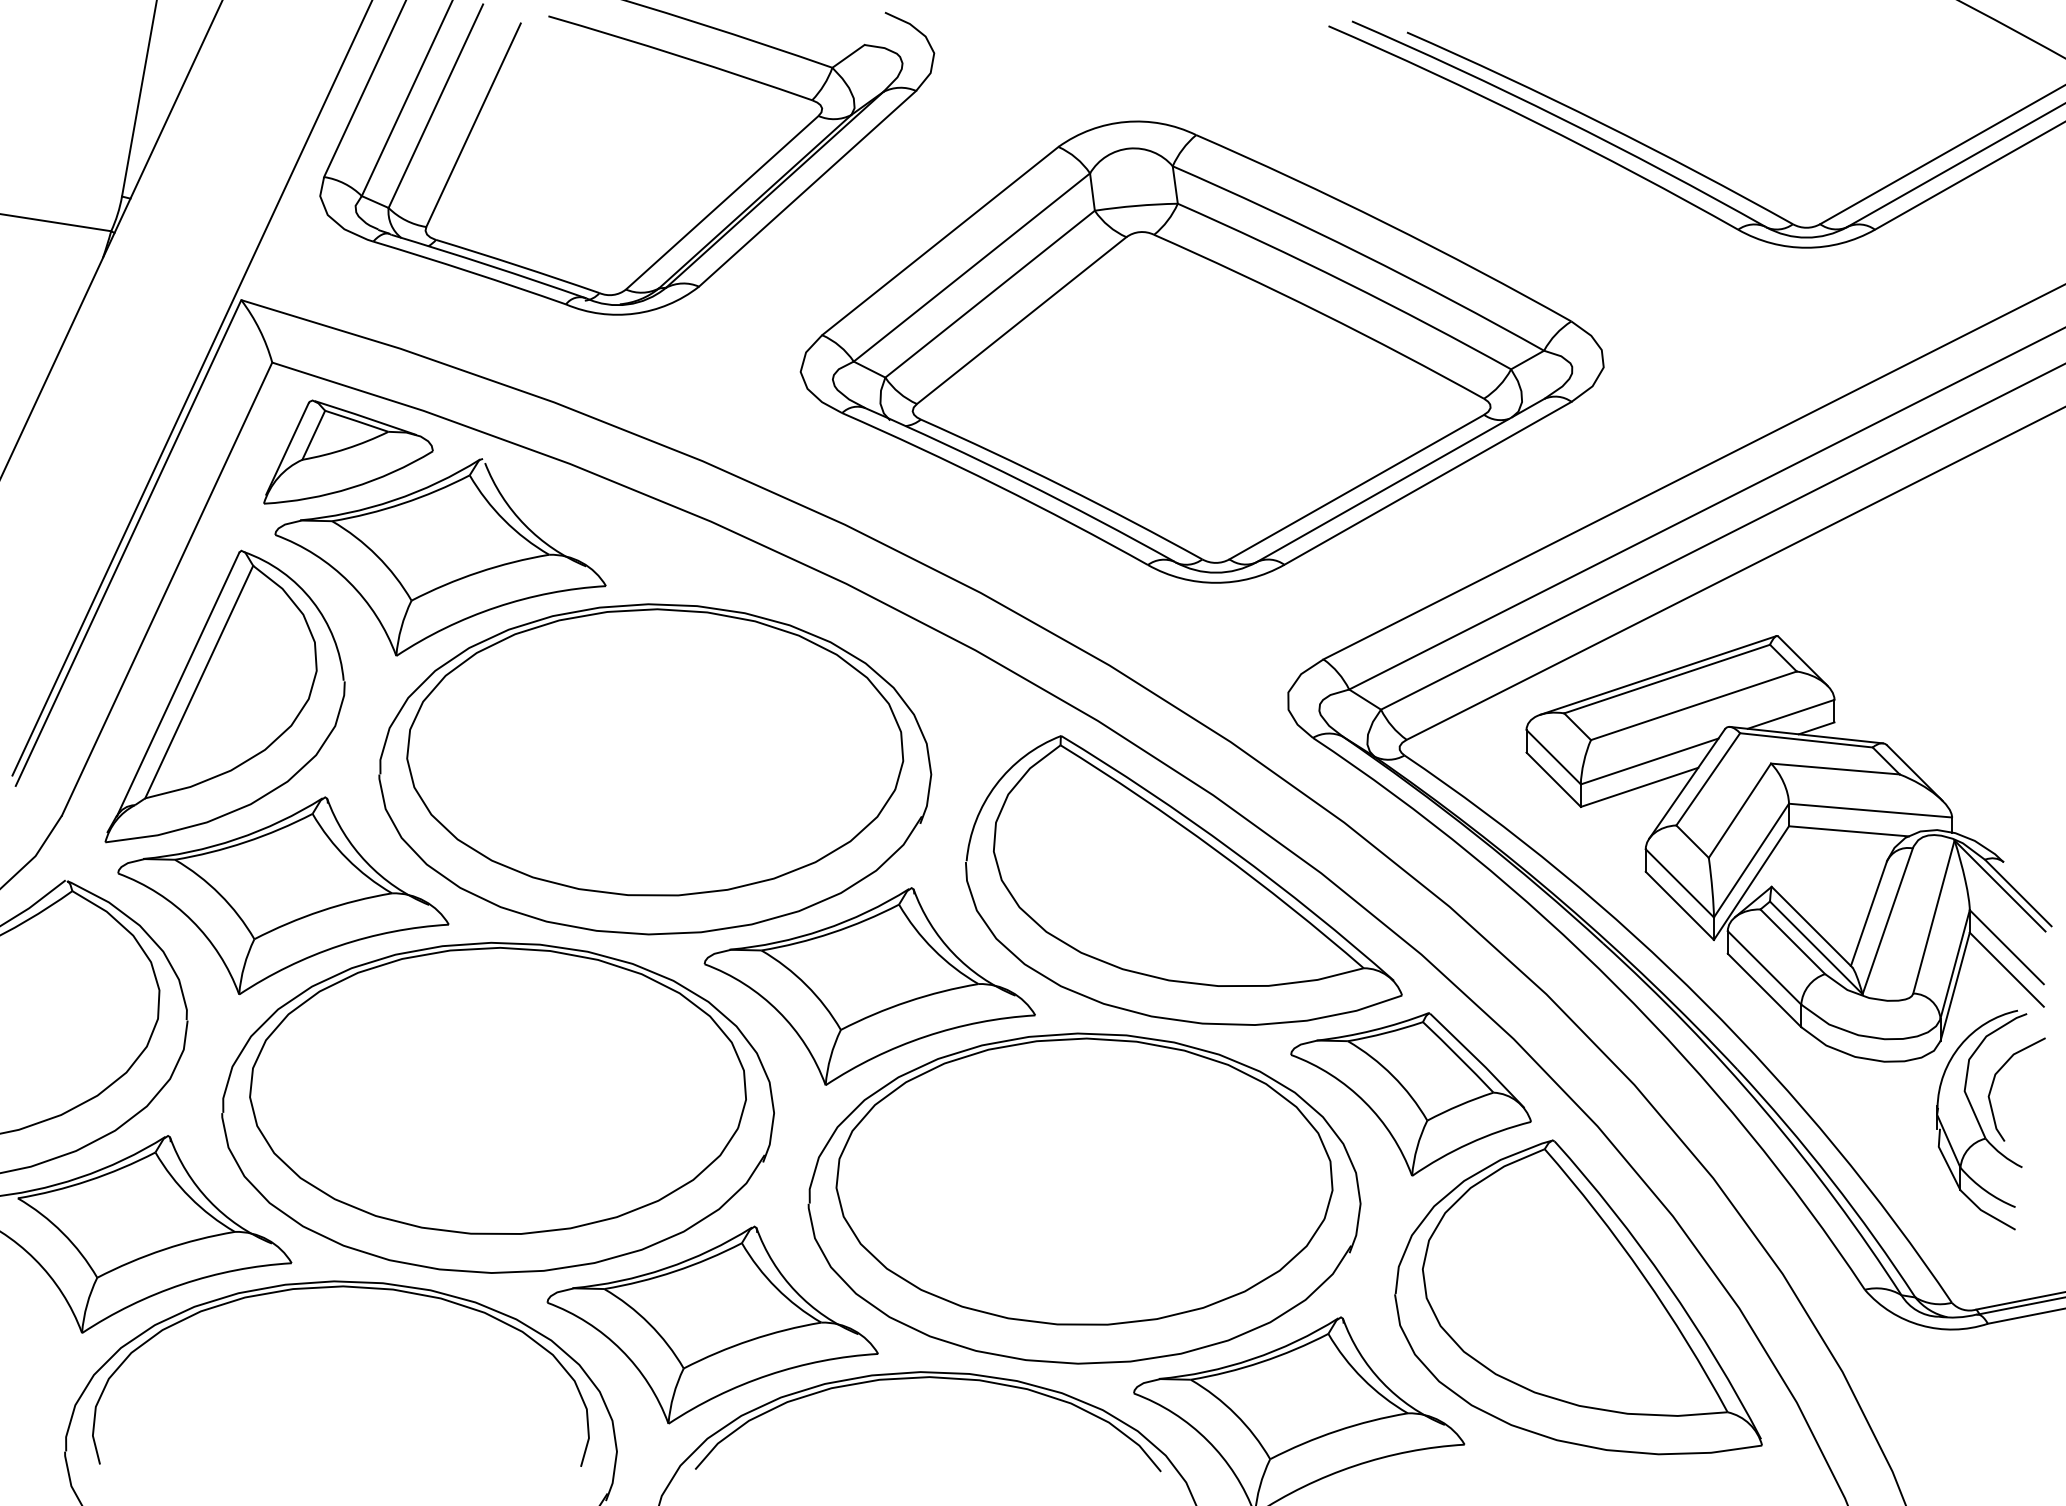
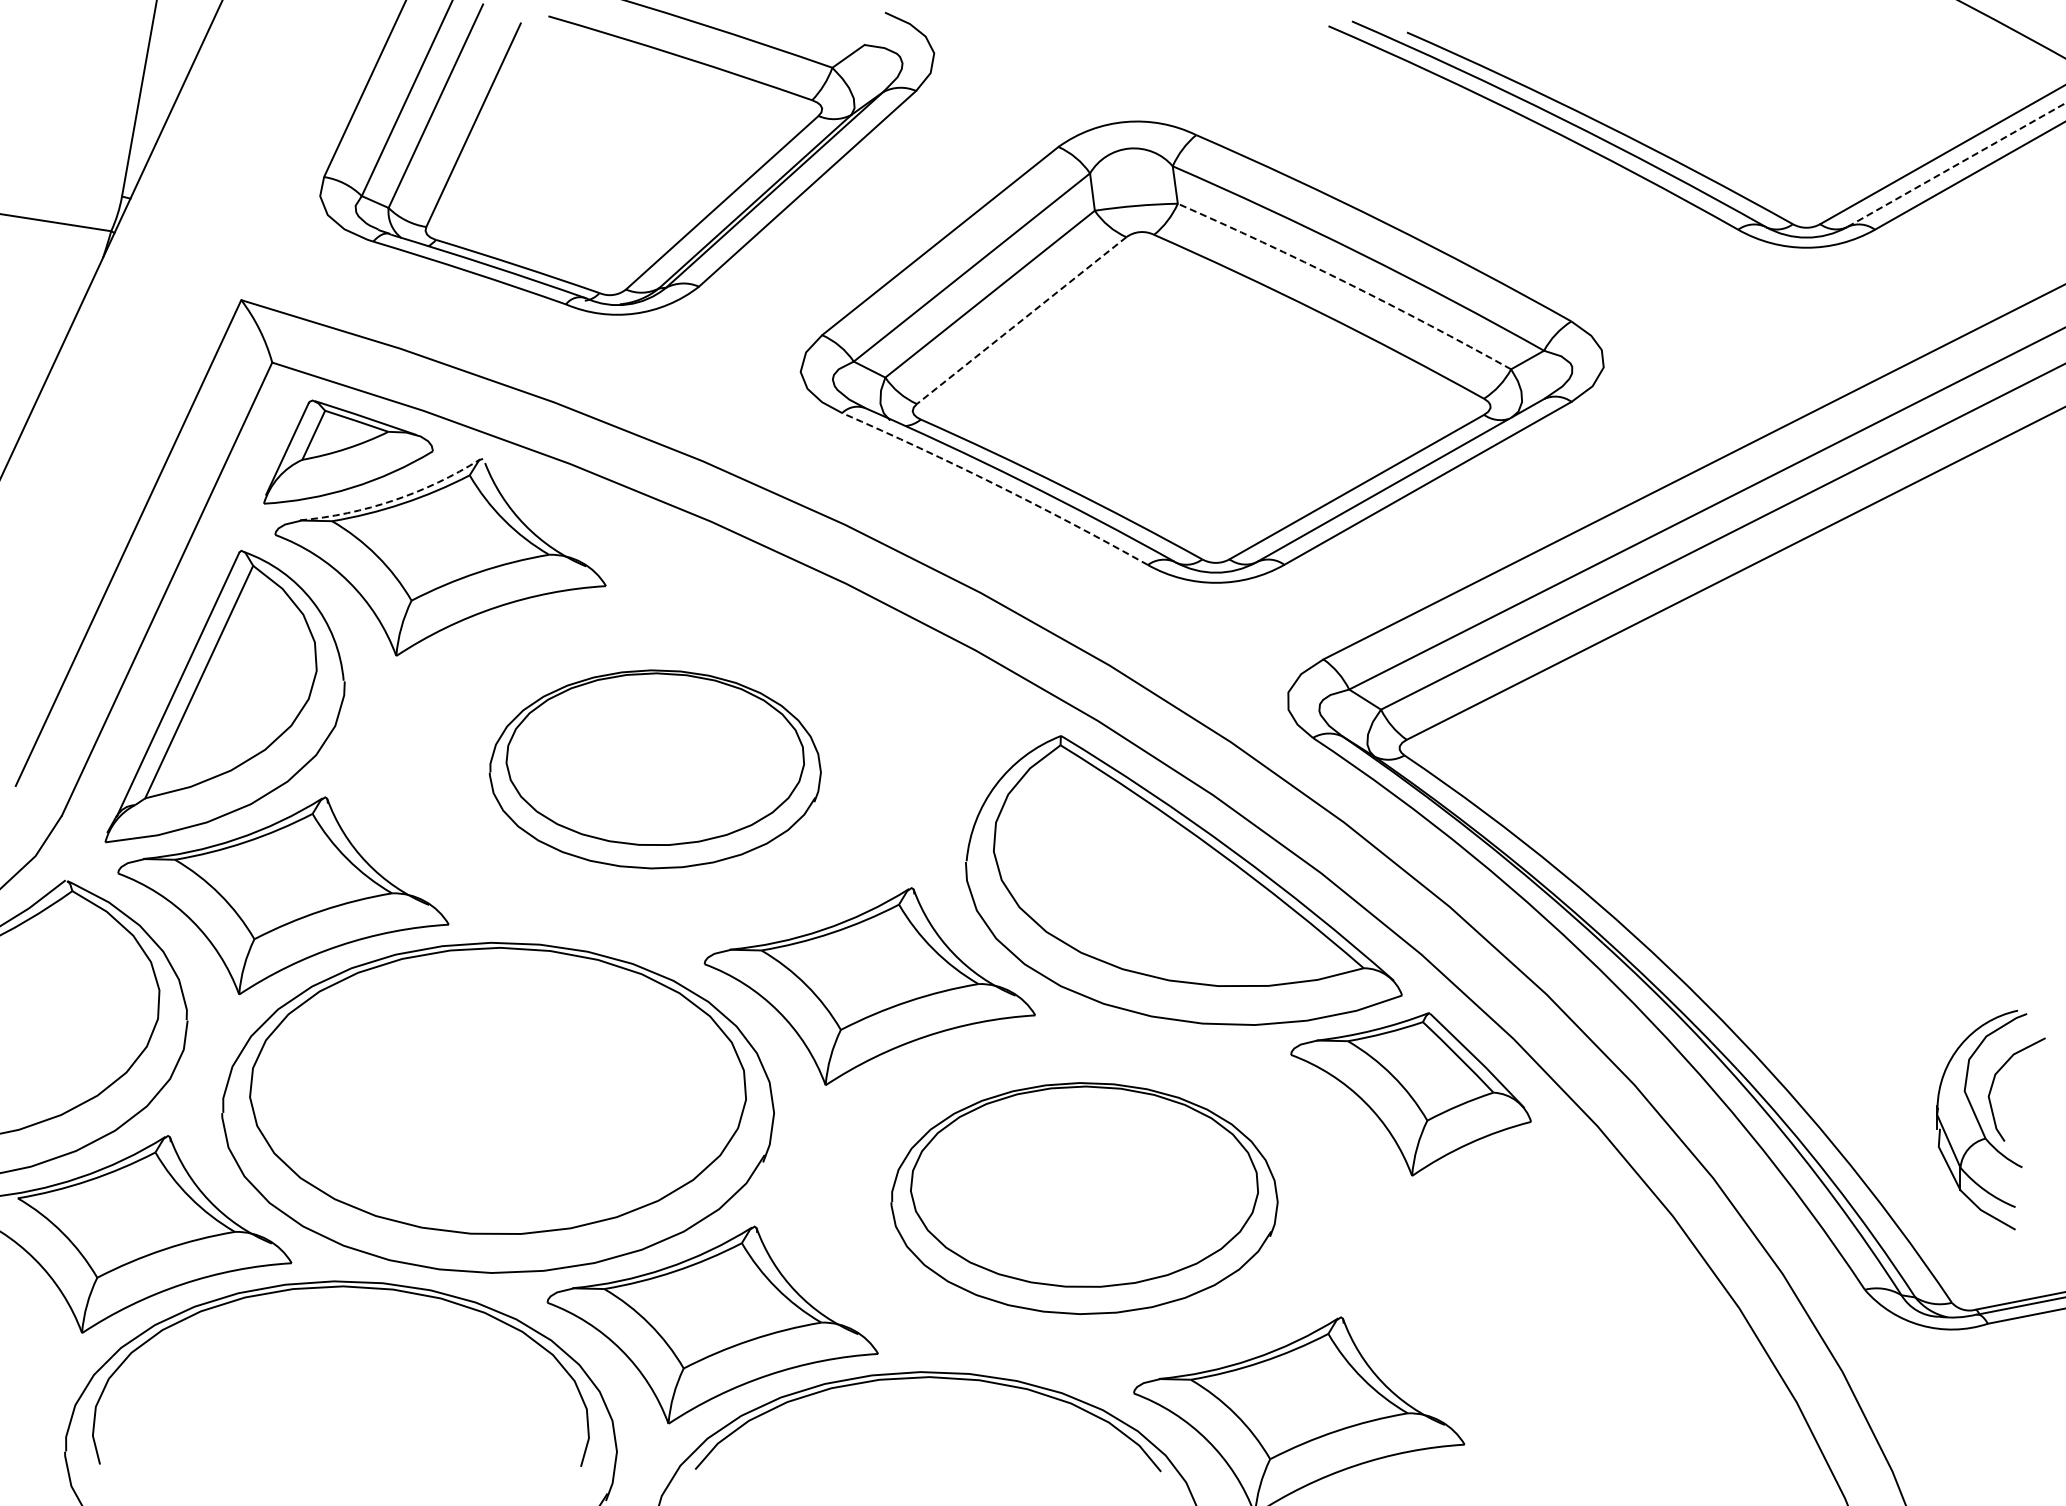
line: solid -> dashed (1956, 164)
arc: solid -> dashed (1346, 282)
line: solid -> dashed (1021, 320)
line: present -> none (191, 388)
arc: solid -> dashed (996, 485)
arc: solid -> dashed (393, 500)
part size: 555x333 px -> 334x201 px (654, 769)
part: present -> none (1780, 841)
part size: 555x333 px -> 389x233 px (1084, 1198)
part: present -> none (1578, 1297)
